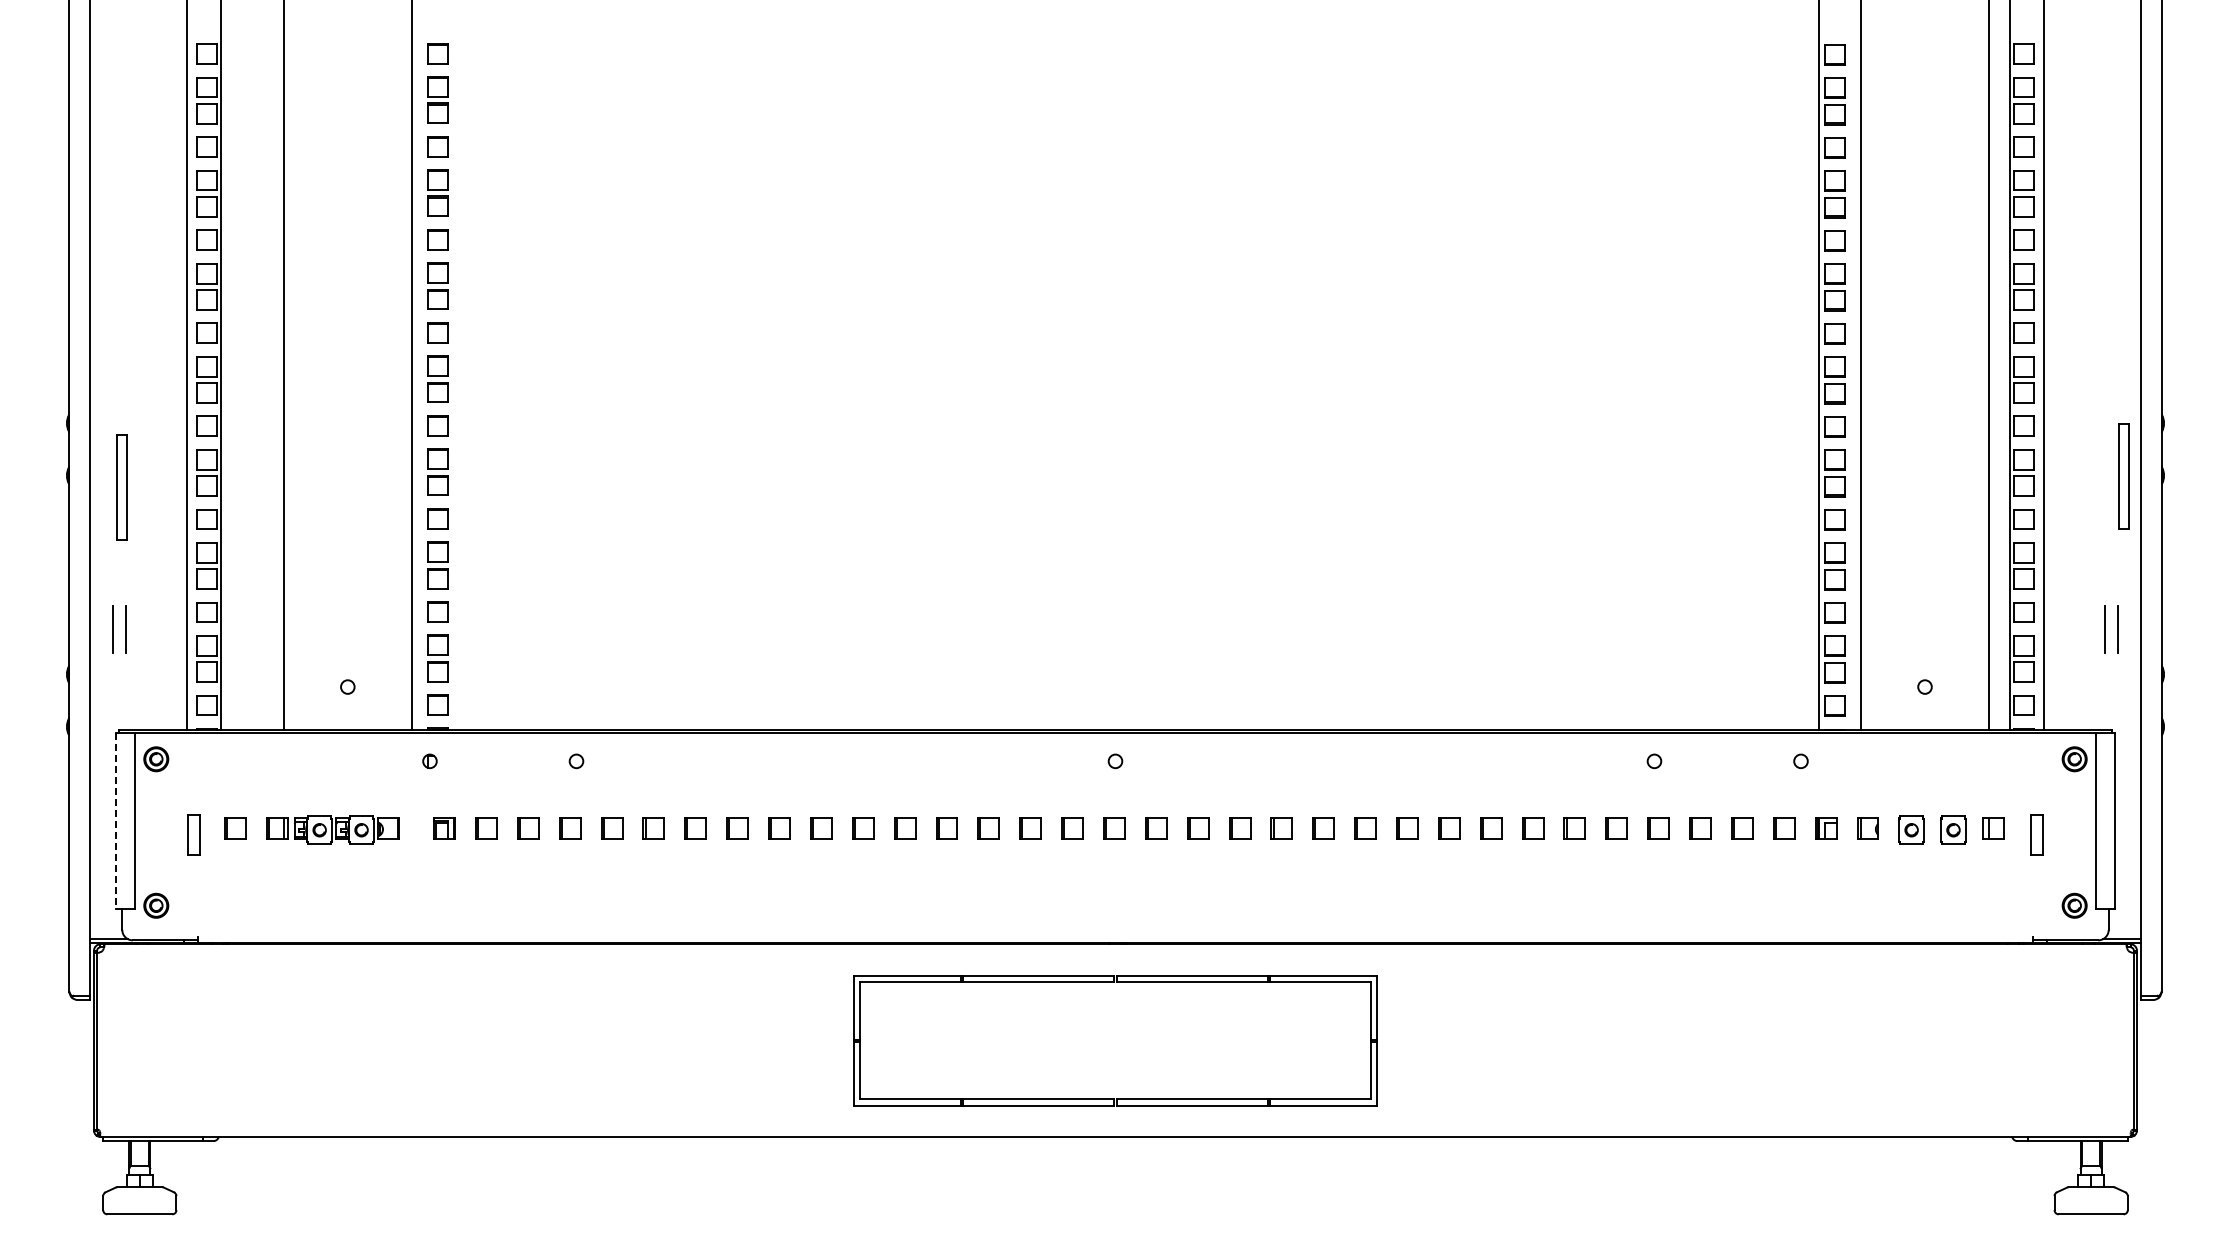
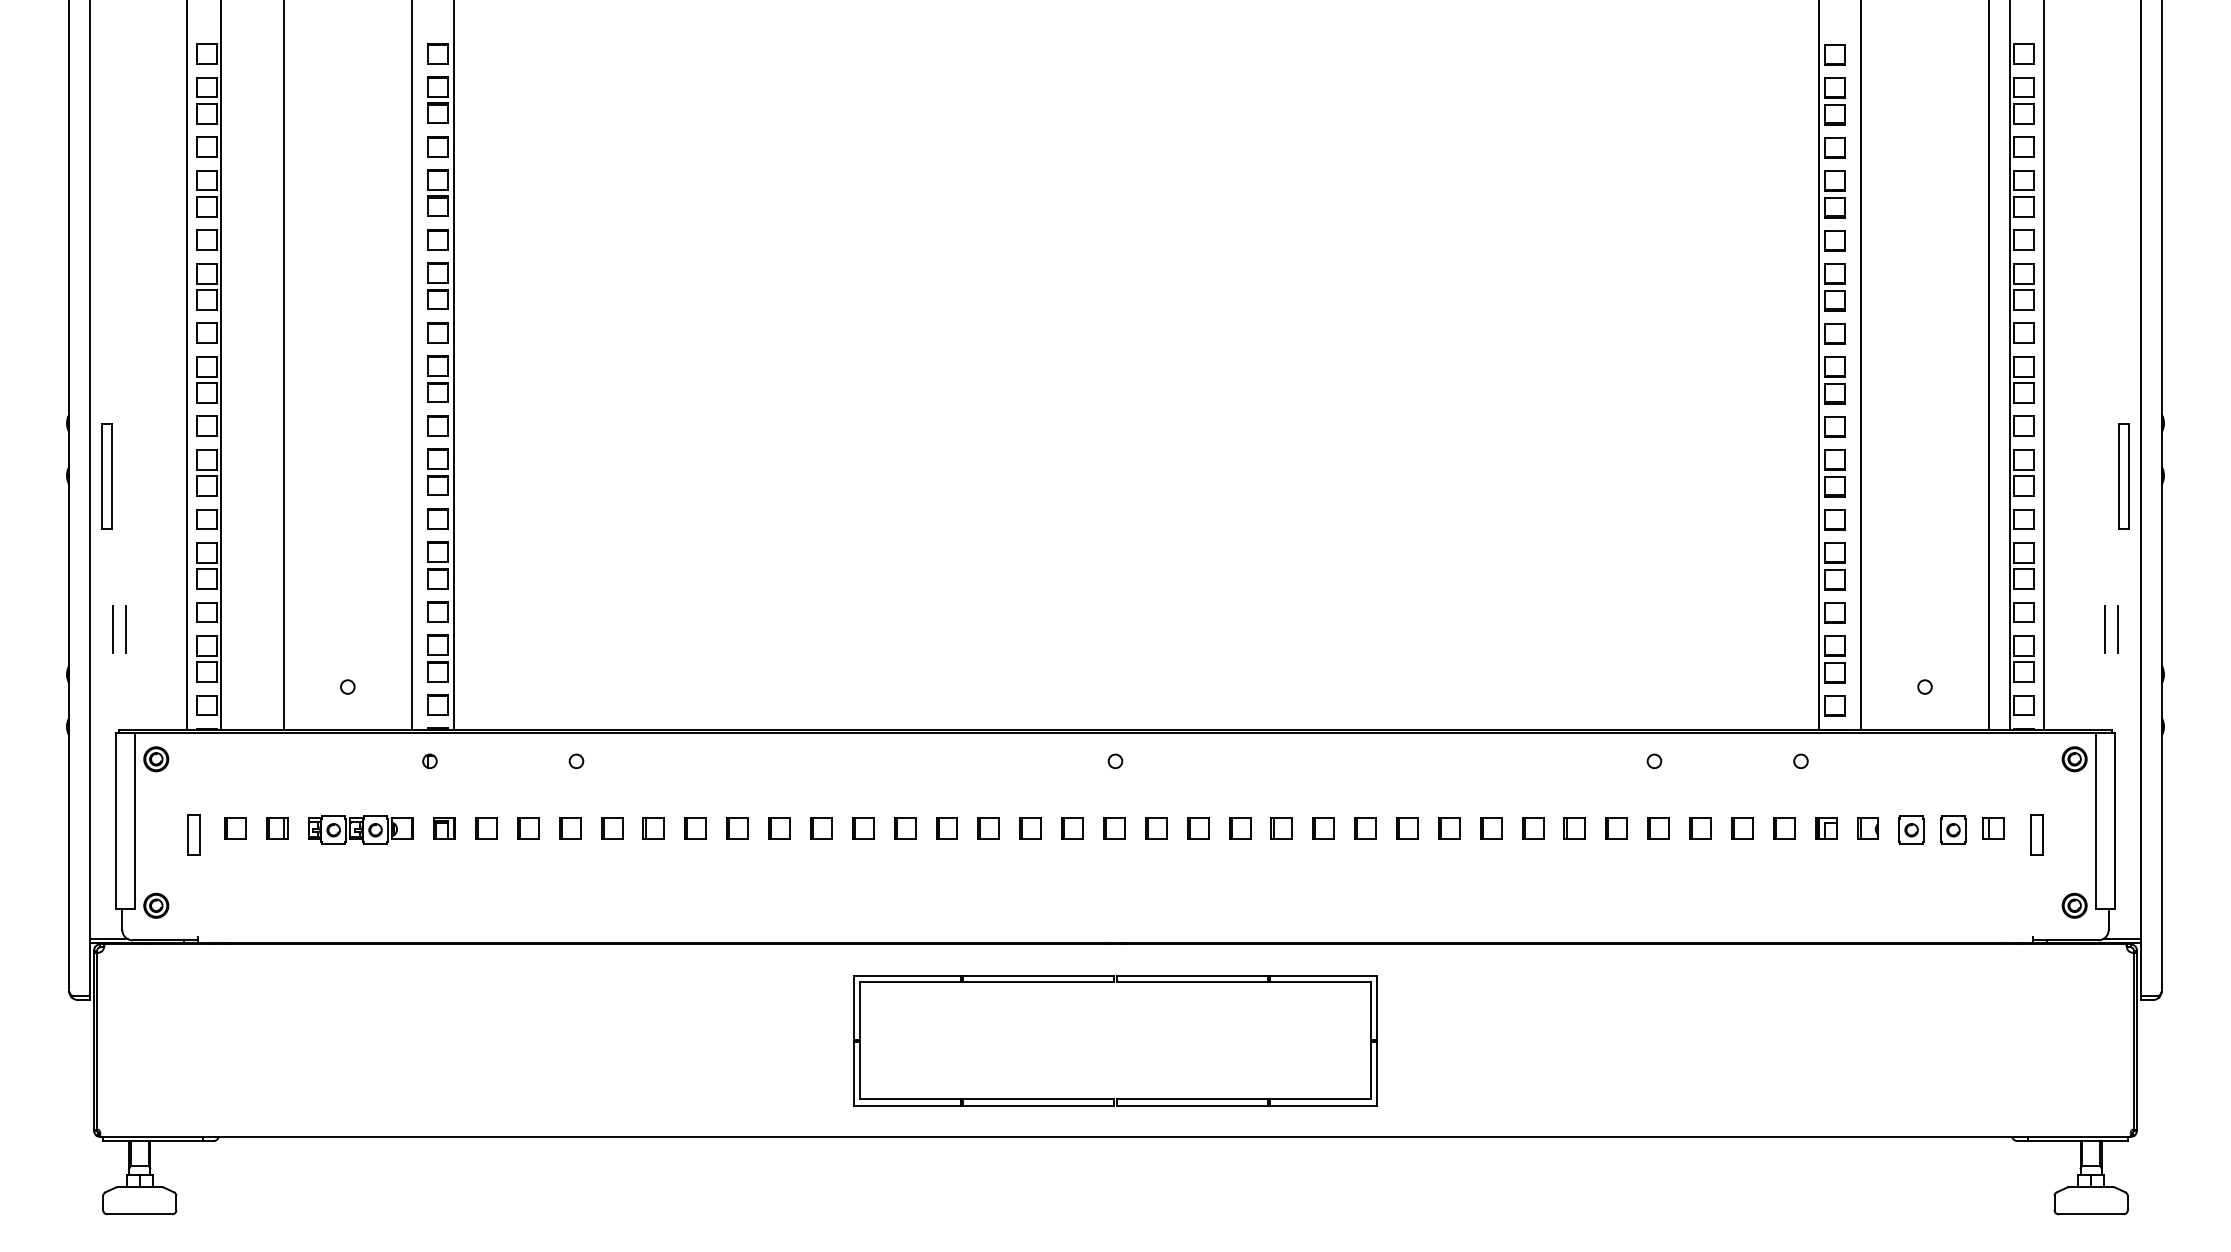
line: none -> present (453, 365)
part position: (121, 487) -> (106, 476) (106, 476)
line: dashed -> solid (116, 821)
part position: (346, 829) -> (360, 829) (360, 829)
